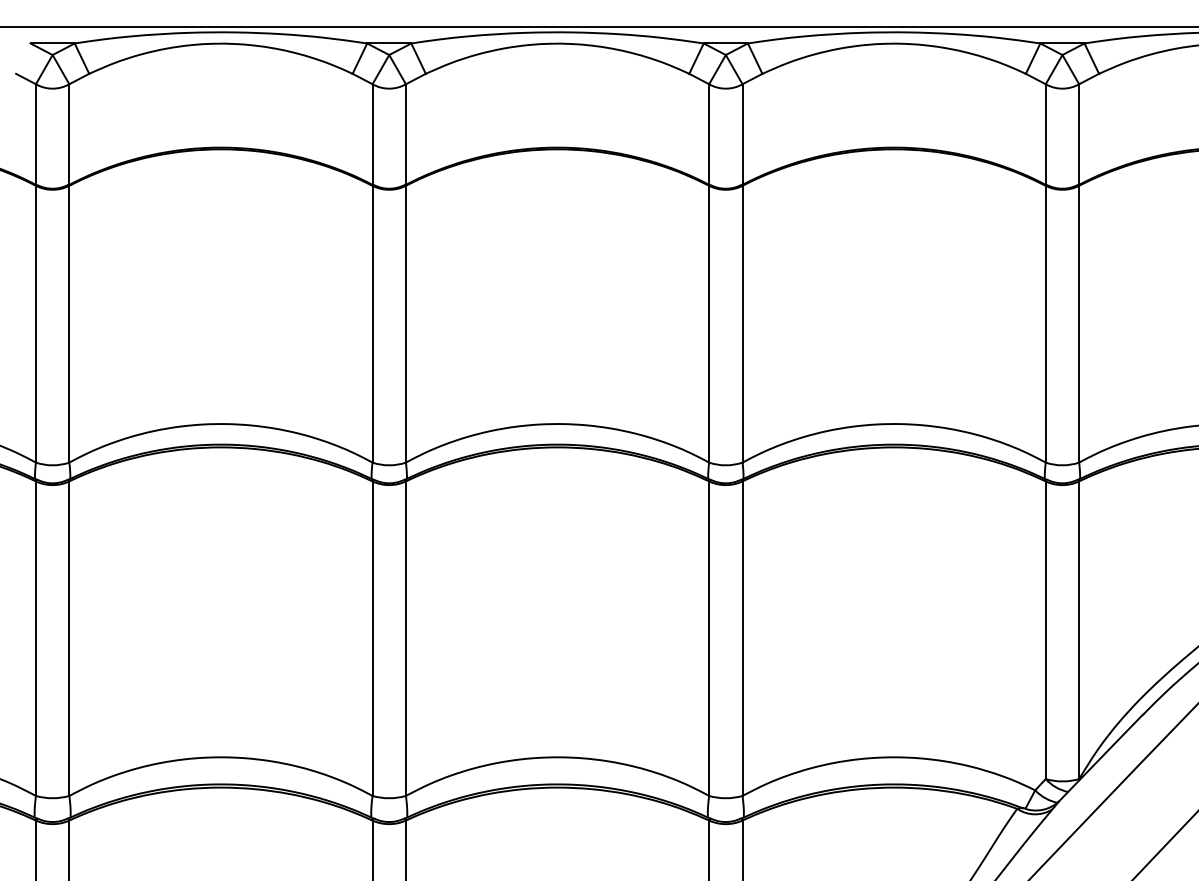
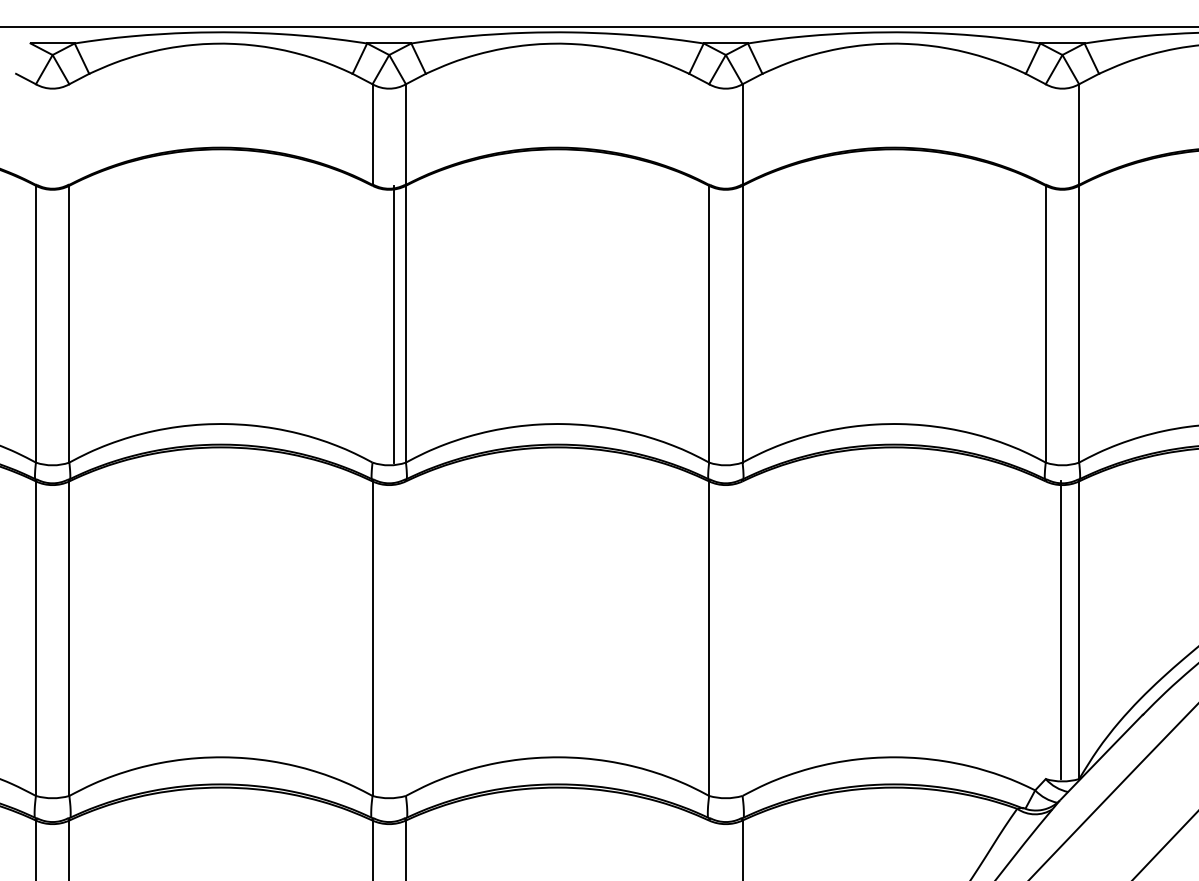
line: present -> none (35, 134)
line: present -> none (69, 134)
line: present -> none (709, 134)
line: present -> none (1045, 134)
line position: (372, 323) -> (393, 323) (393, 323)
line position: (1045, 630) -> (1060, 630) (1060, 630)
line: present -> none (405, 638)
line: present -> none (742, 638)
line: present -> none (709, 848)
